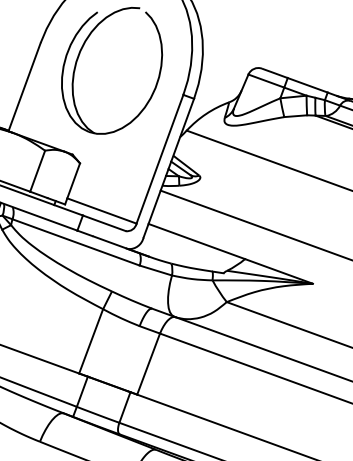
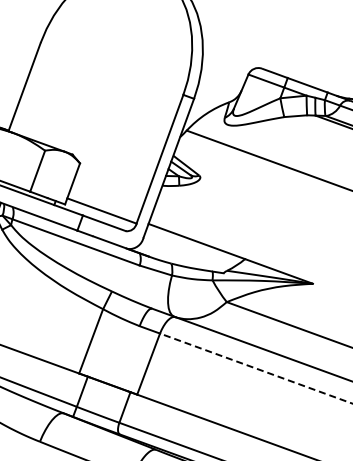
part: present -> none (78, 59)
line: present -> none (254, 224)
line: solid -> dashed (255, 368)
